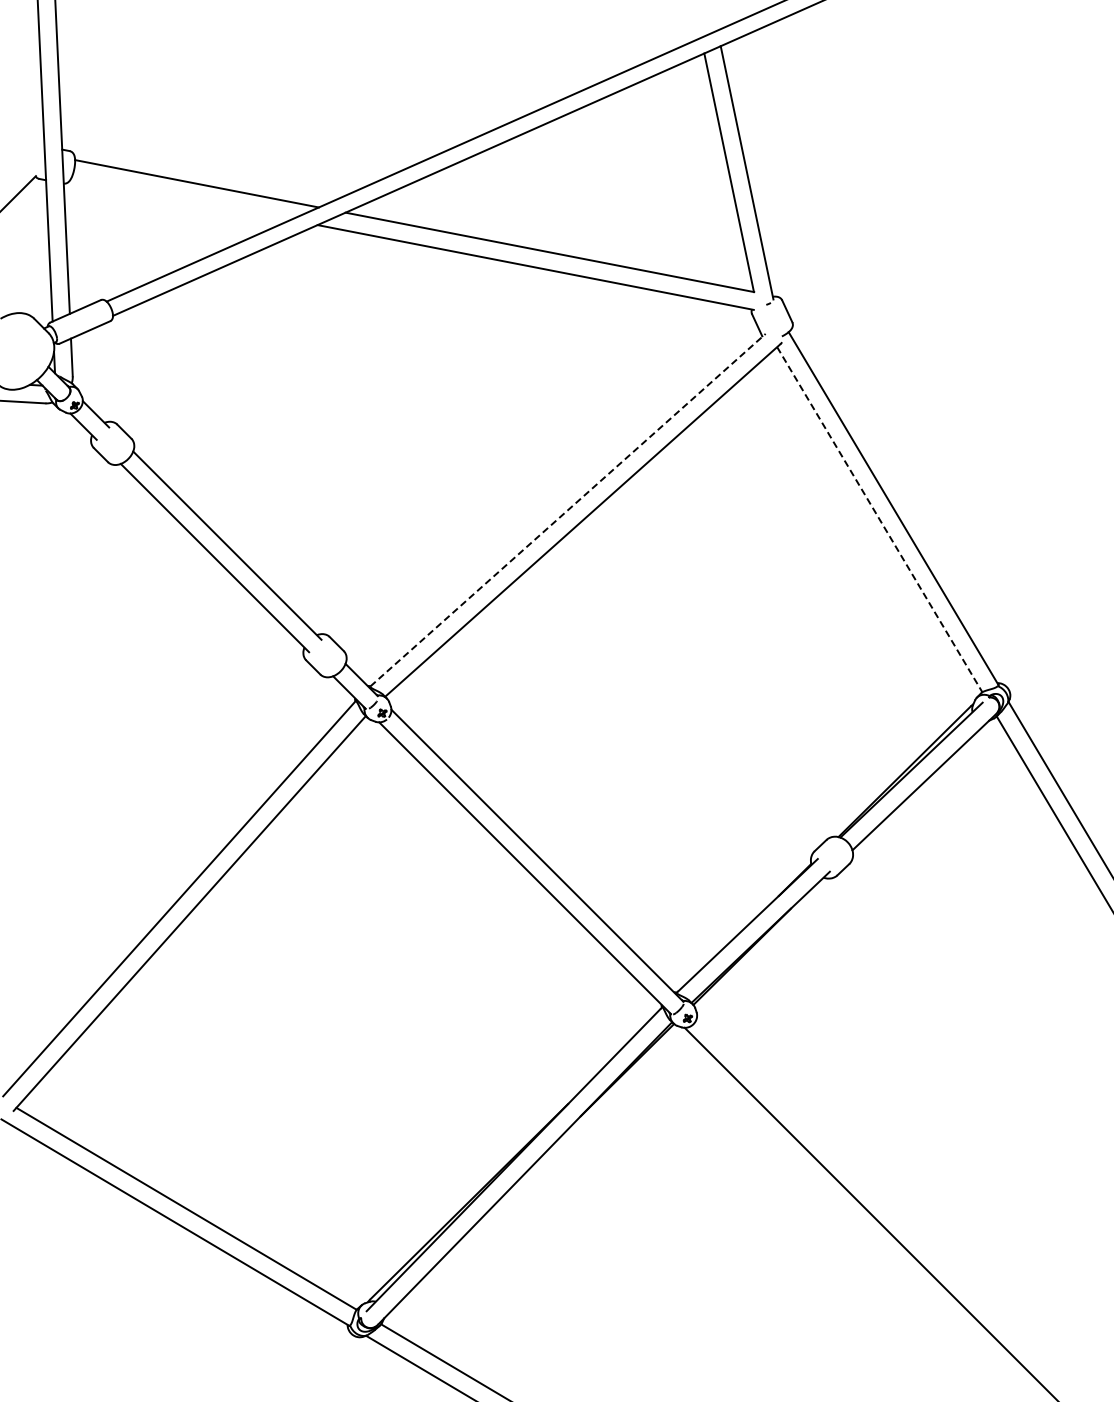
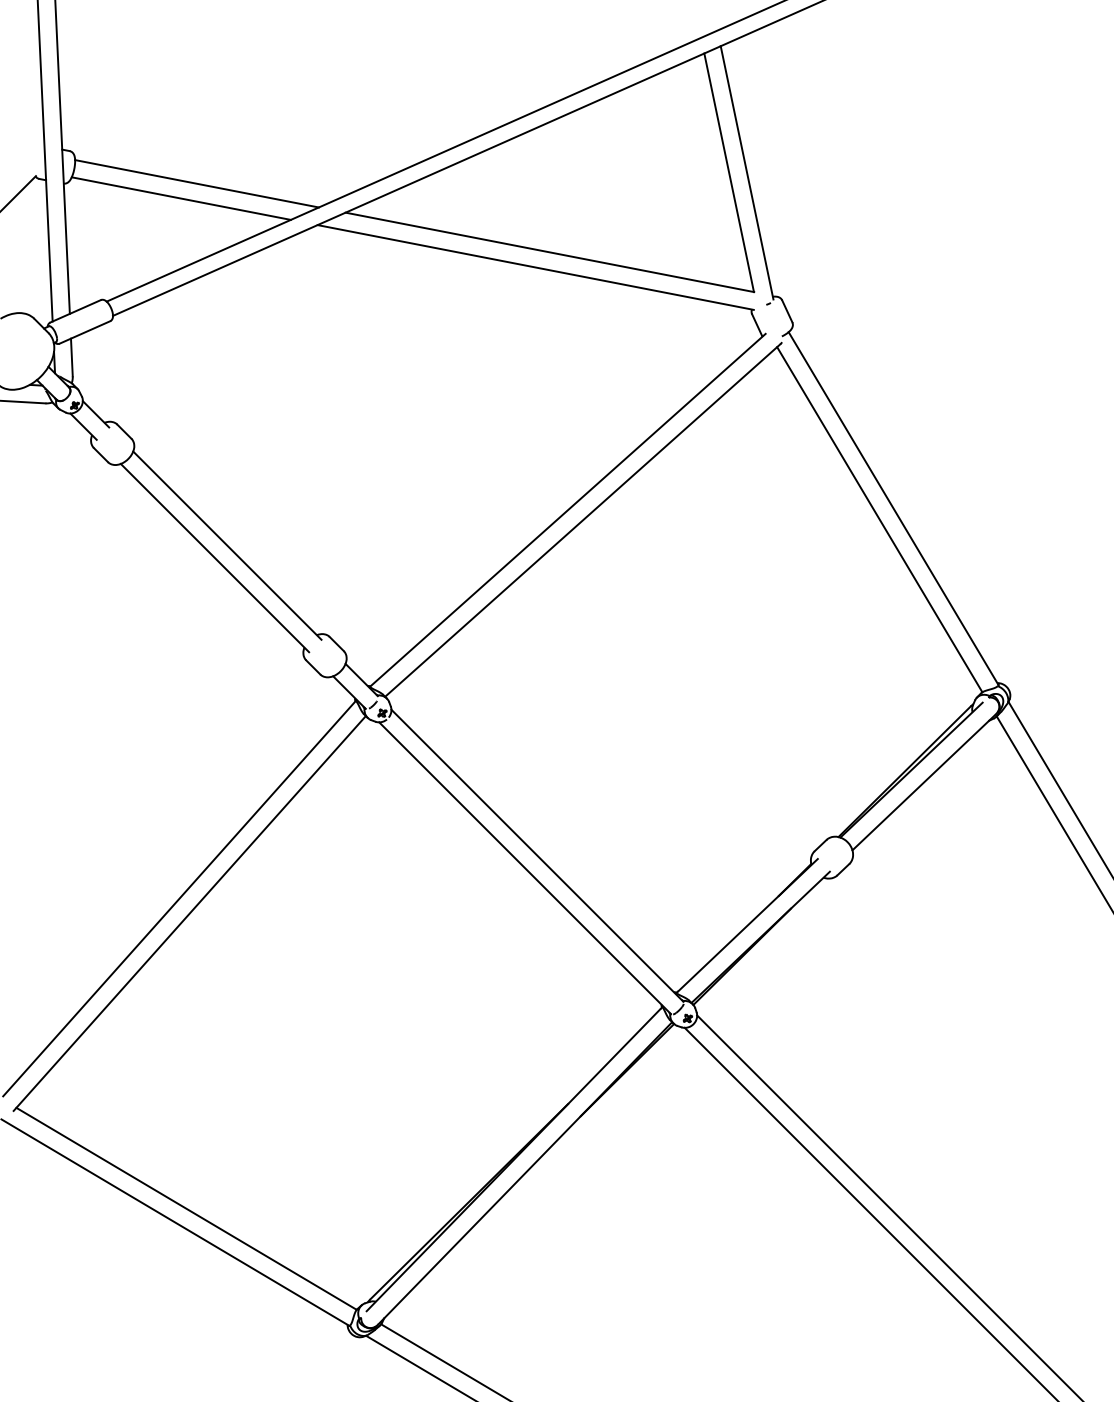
line: none -> present (180, 198)
line: dashed -> solid (568, 510)
line: dashed -> solid (879, 519)
line: none -> present (888, 1206)
